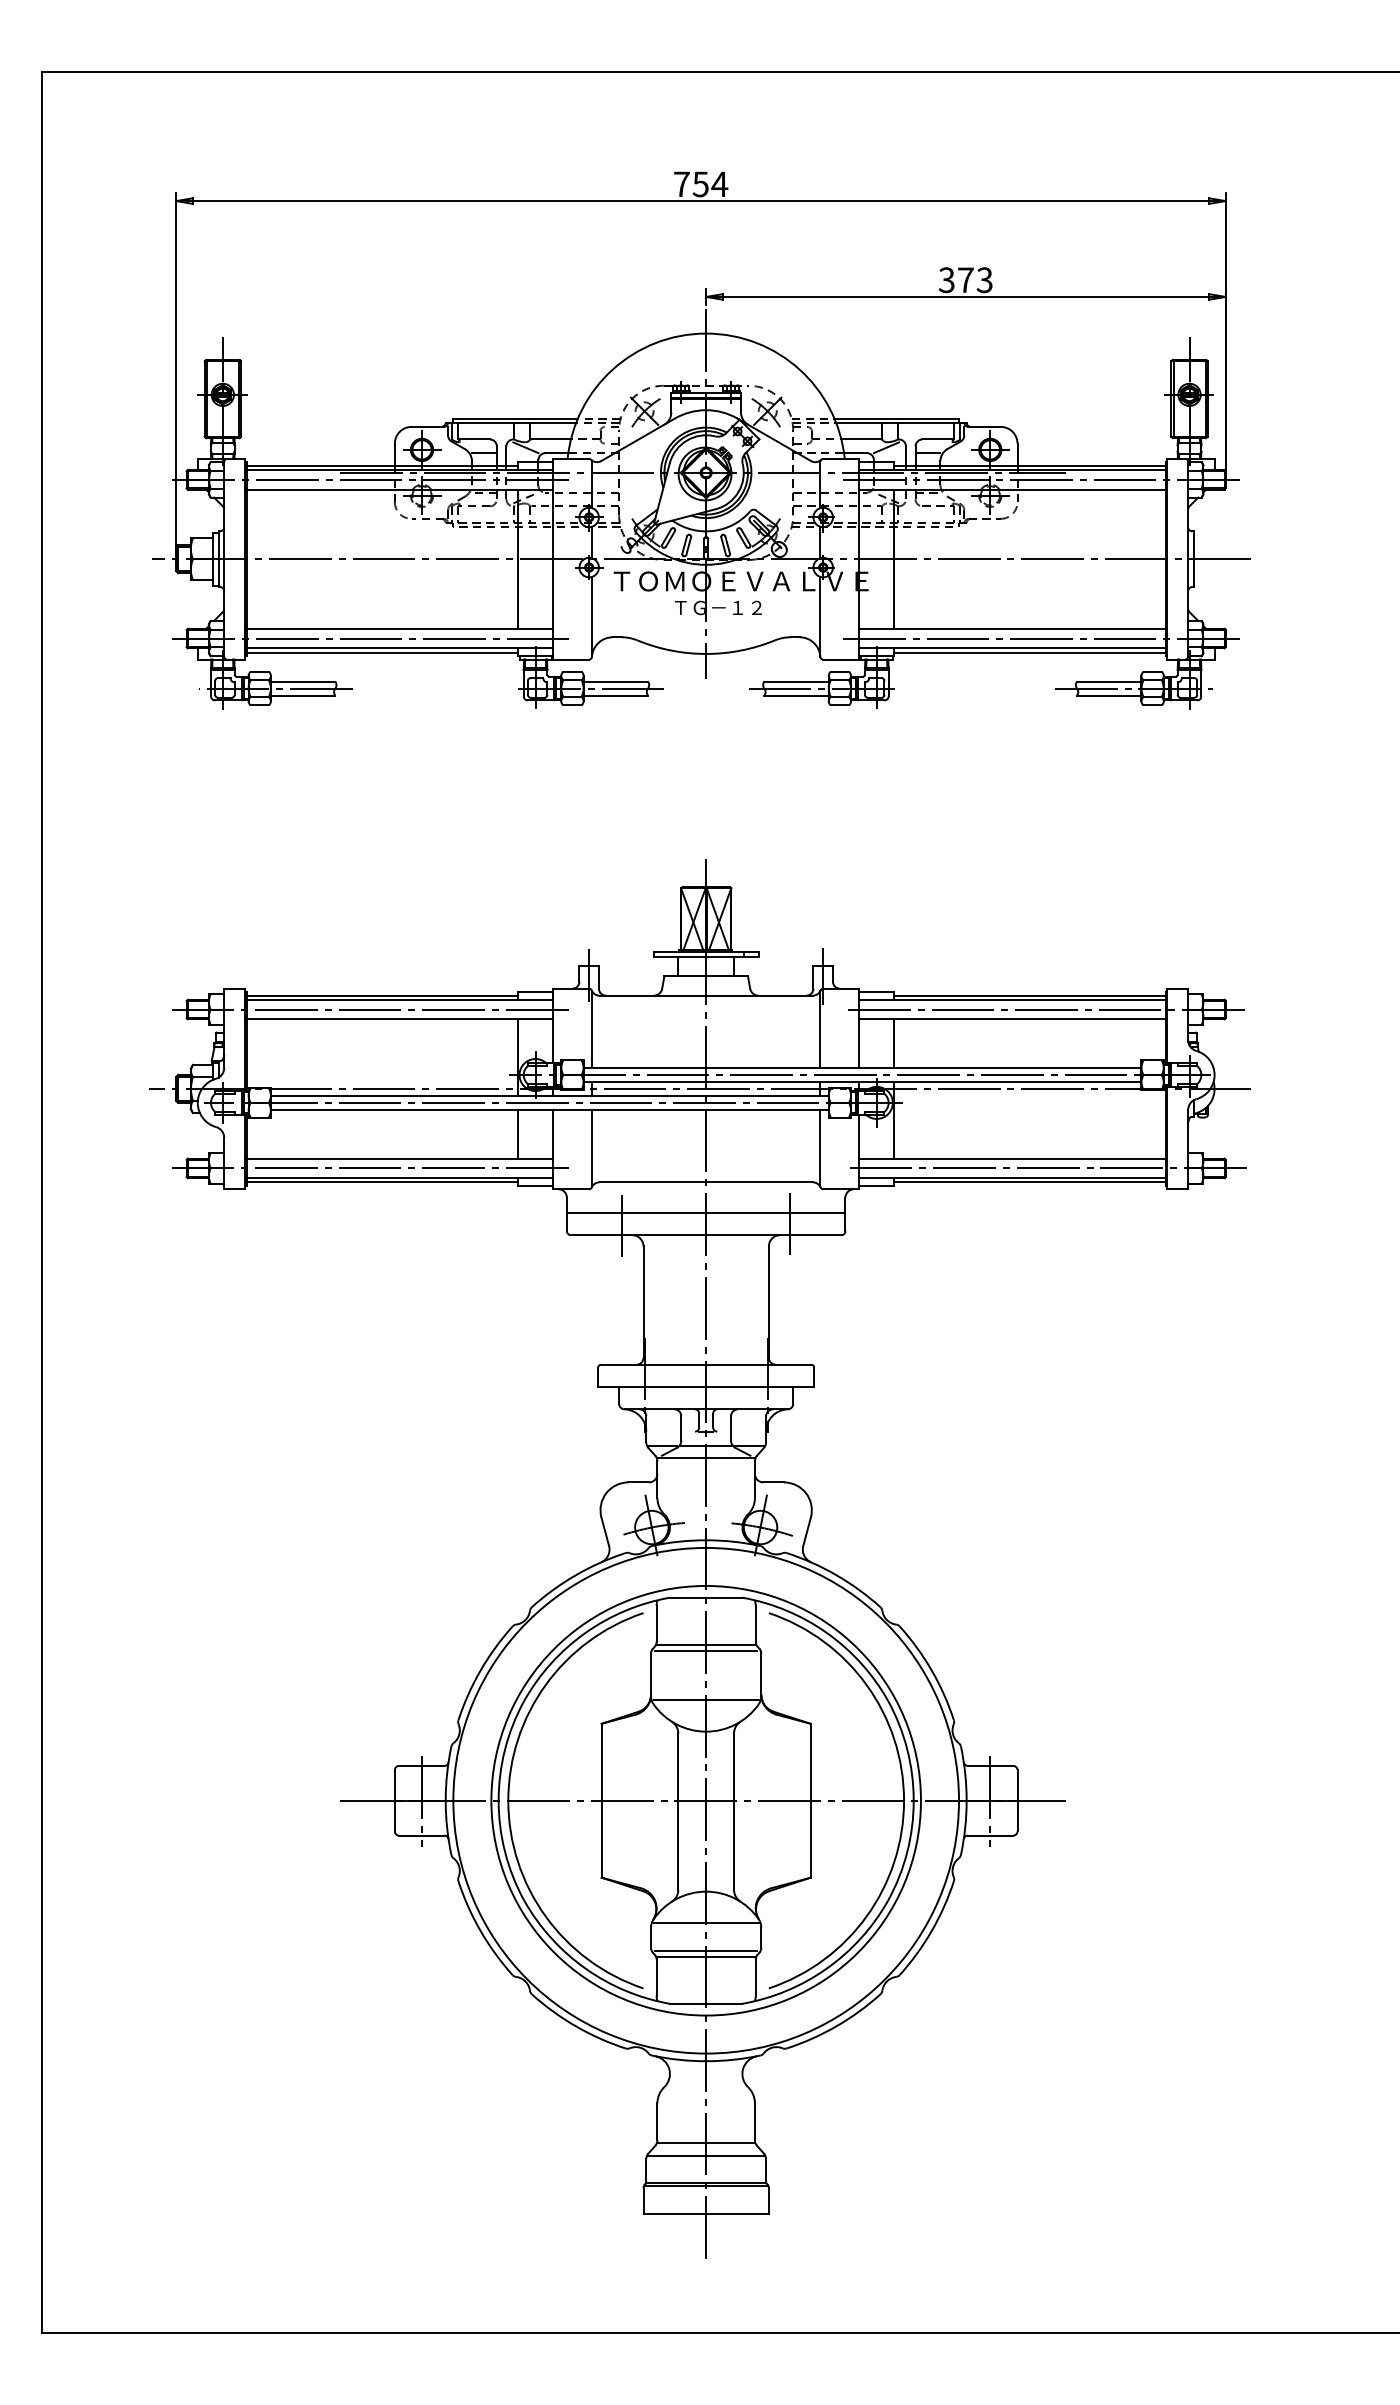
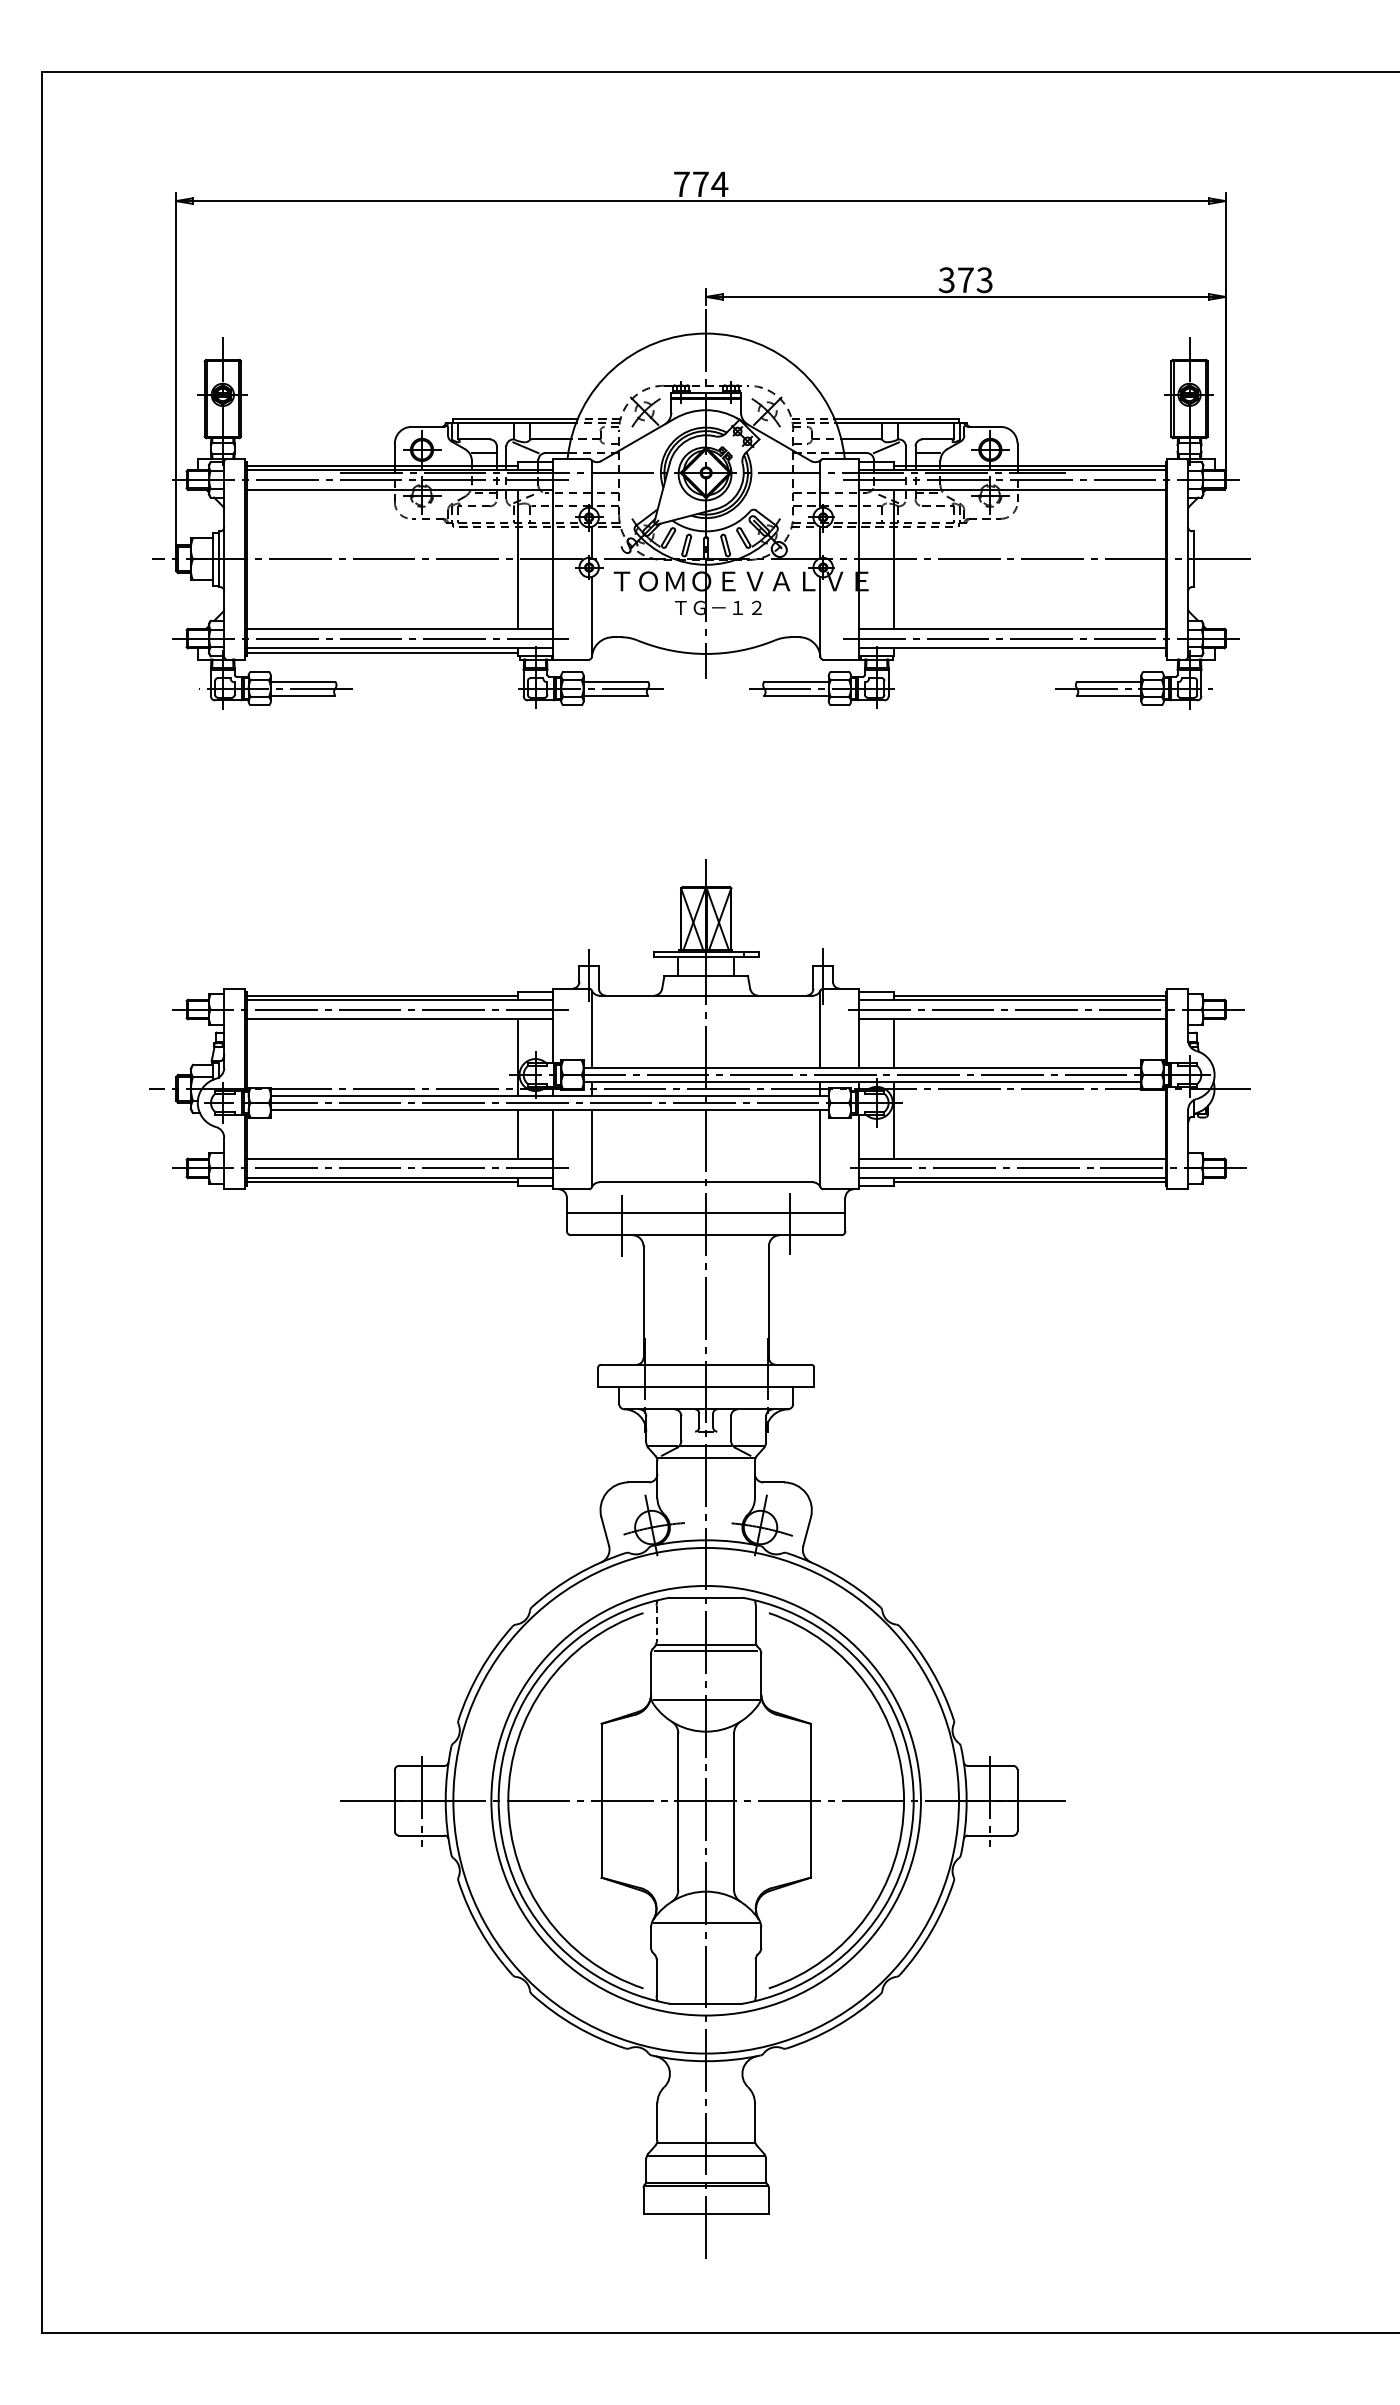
text: 754 -> 774 (700, 184)
line: present -> none (1029, 652)
line: solid -> dashed (656, 1624)
line: present -> none (706, 1950)
line: present -> none (705, 1956)
